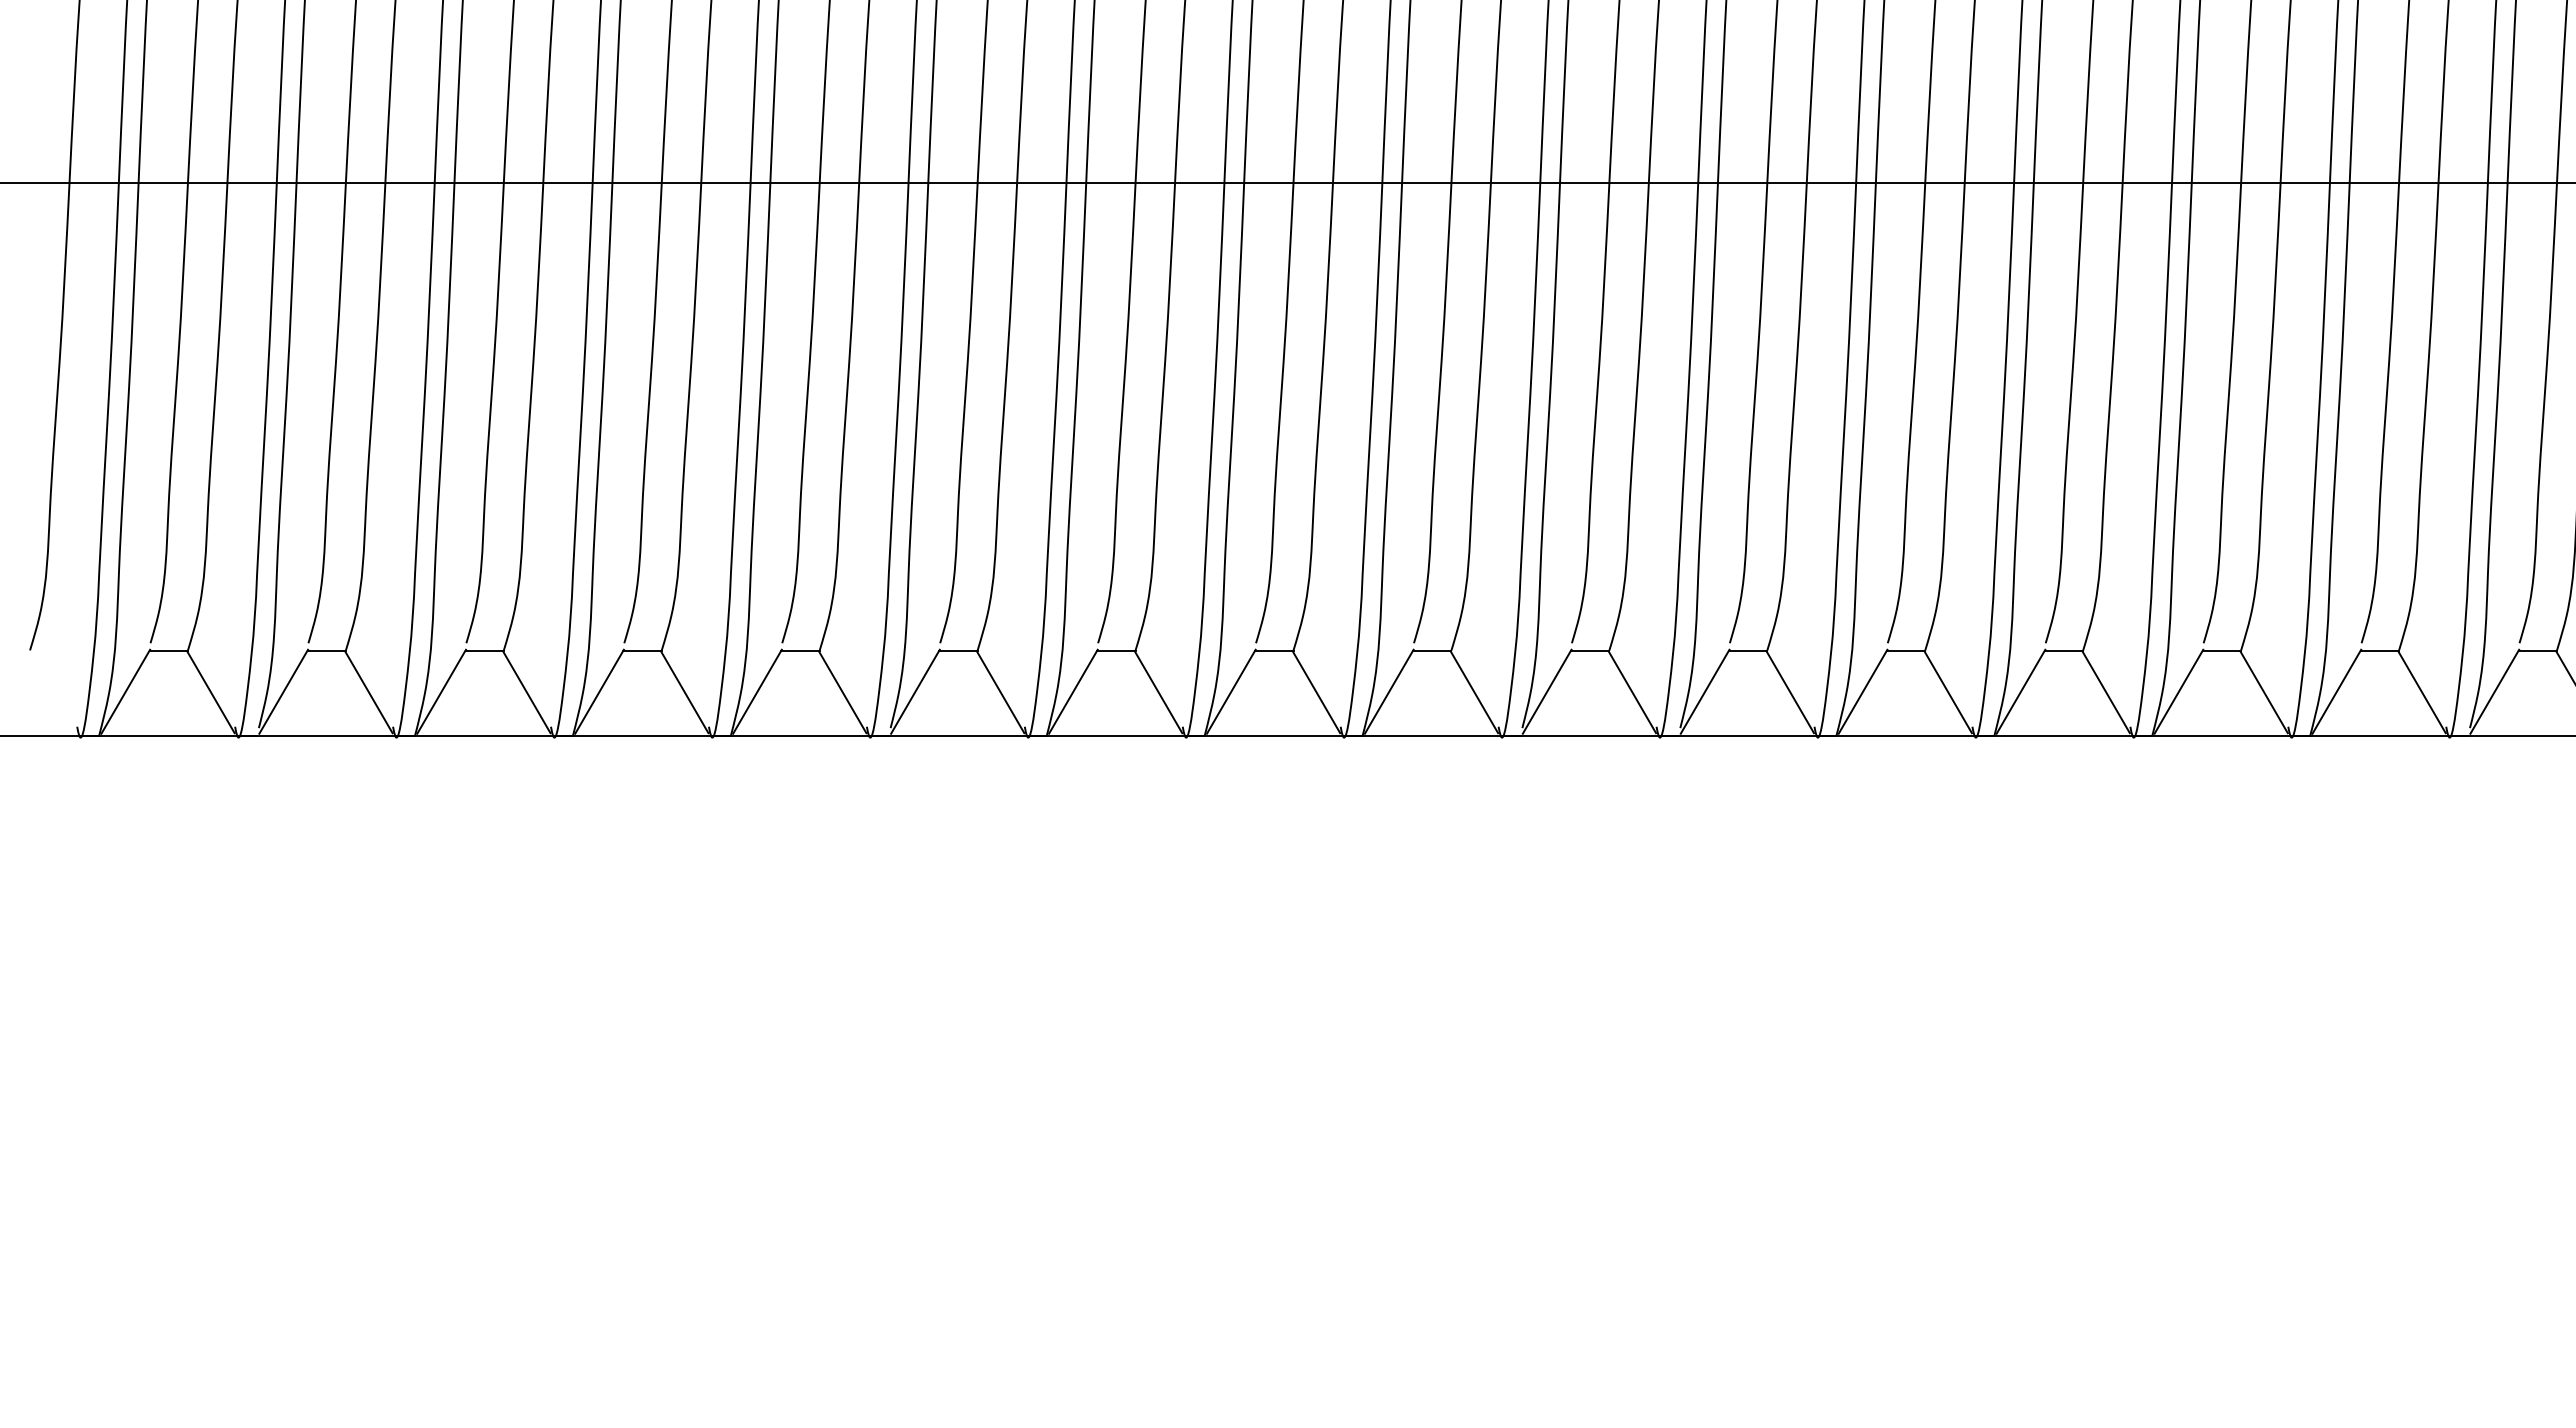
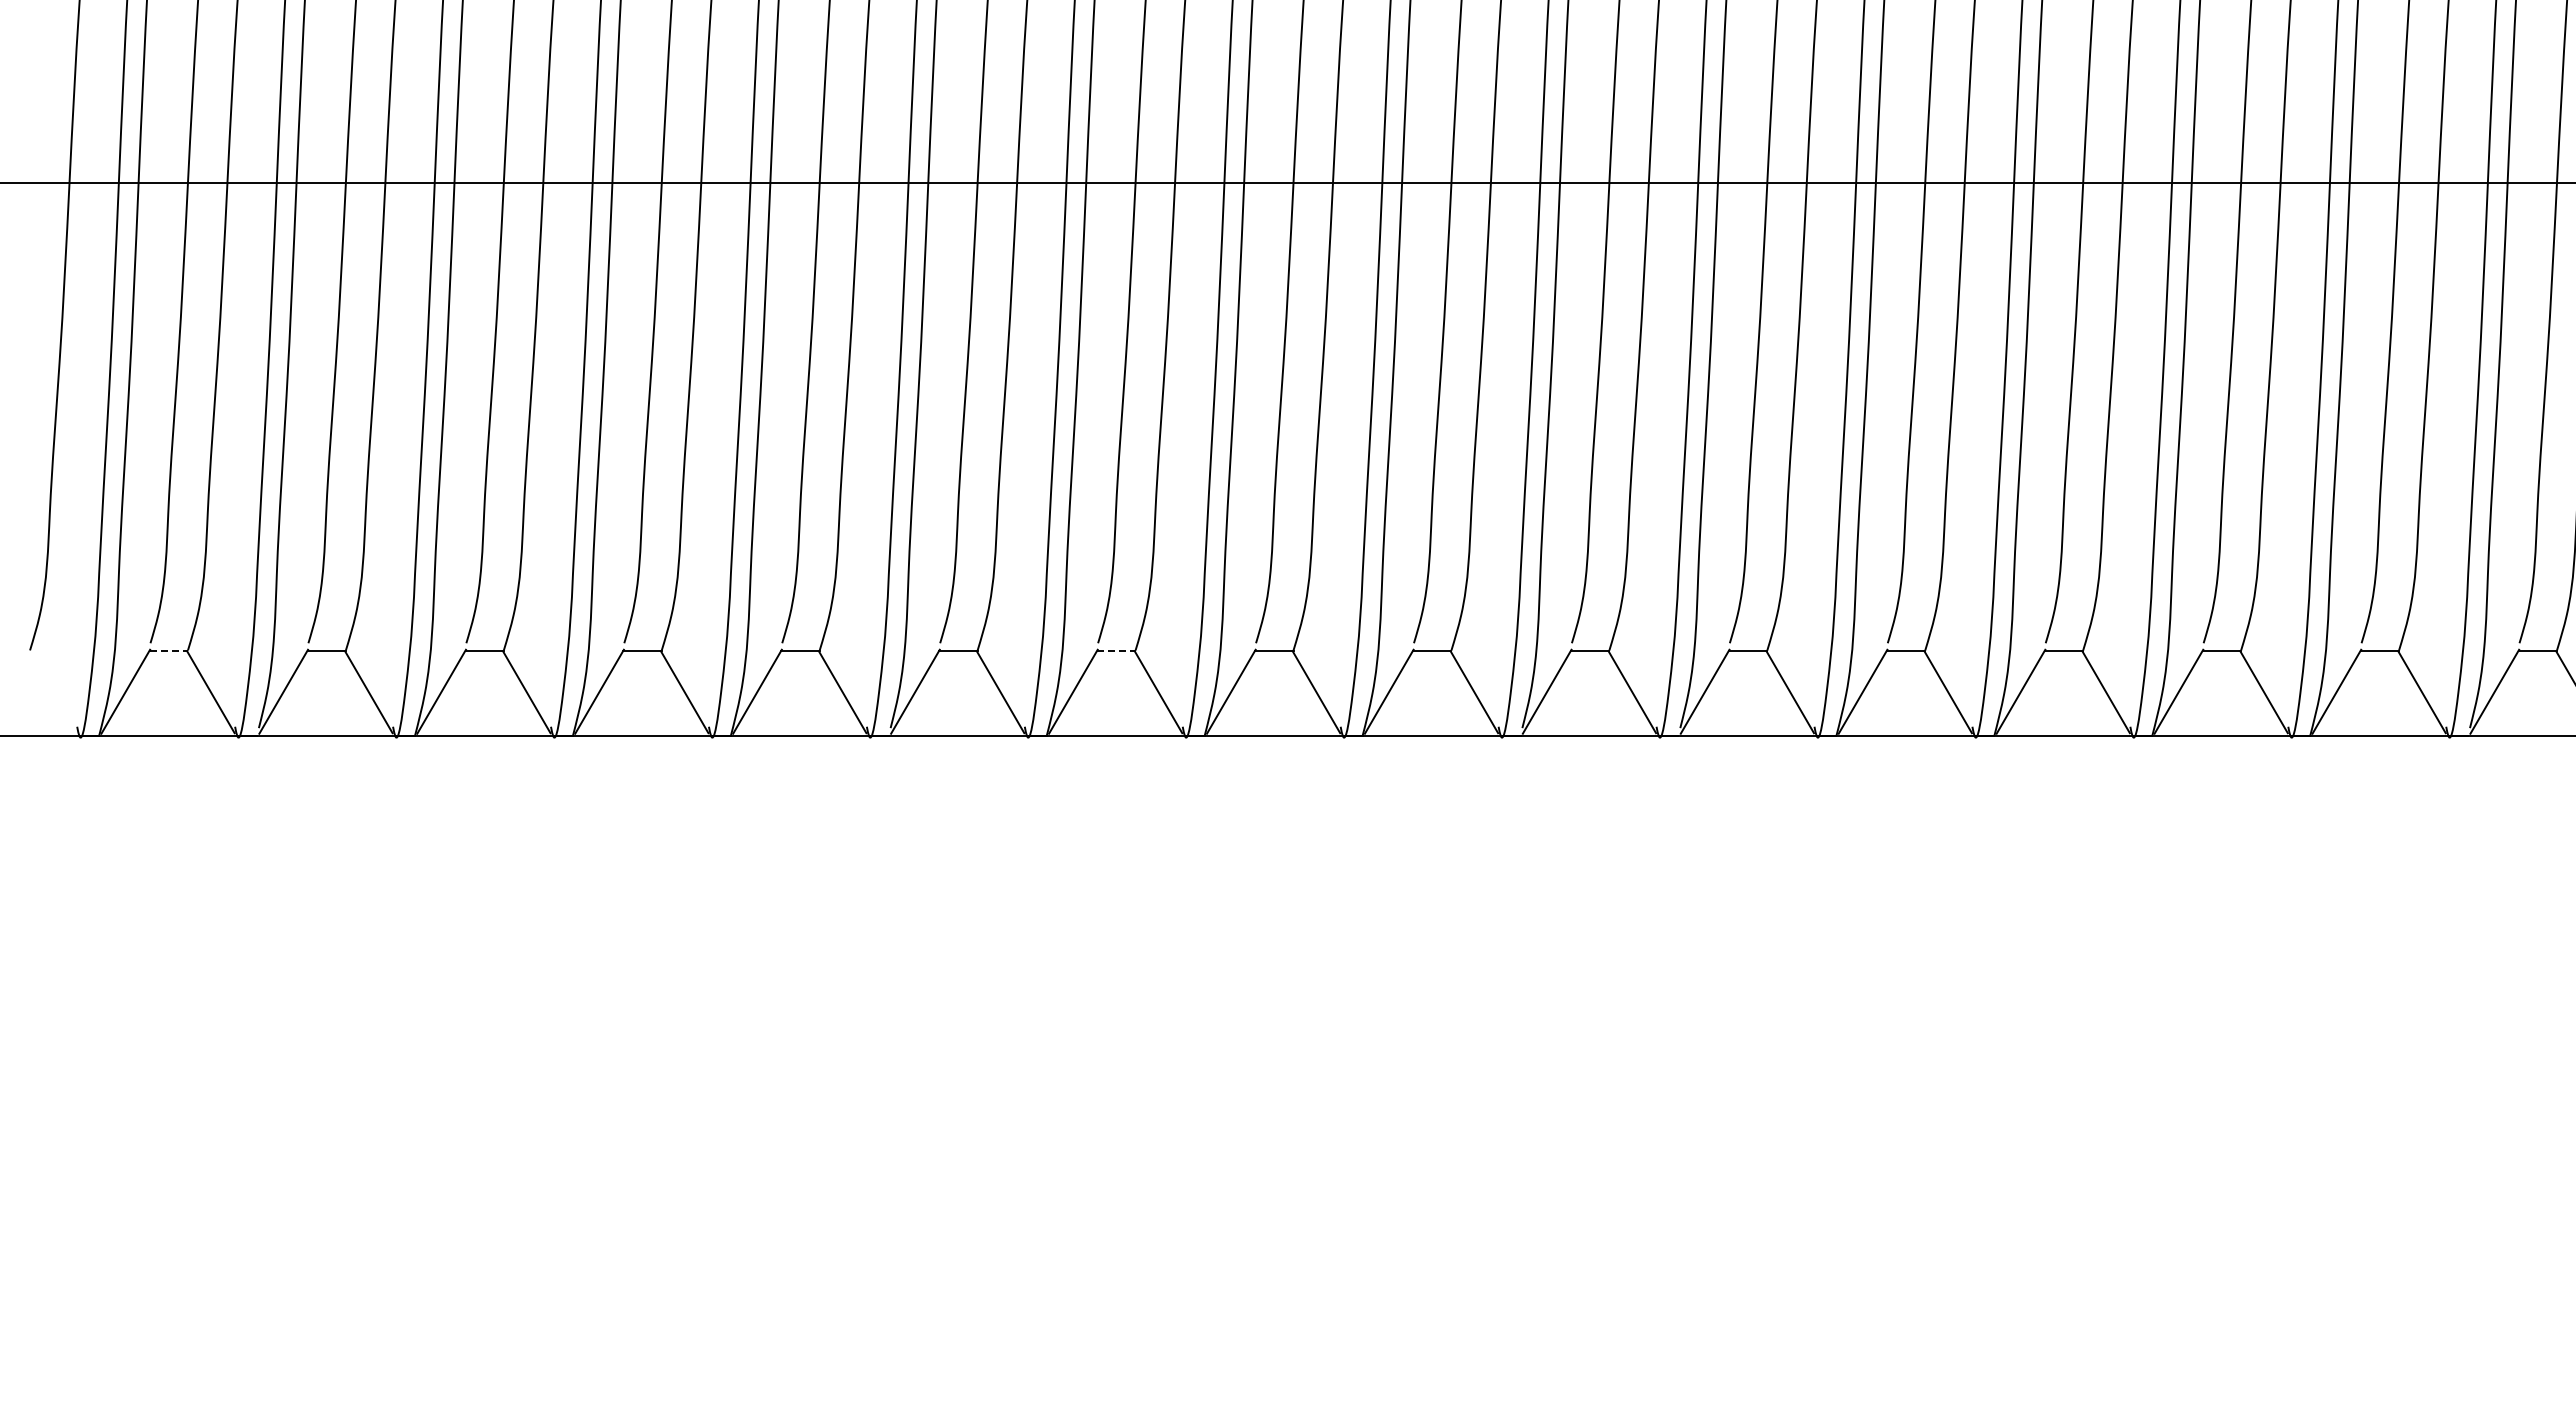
line: solid -> dashed (169, 650)
line: solid -> dashed (1116, 650)
